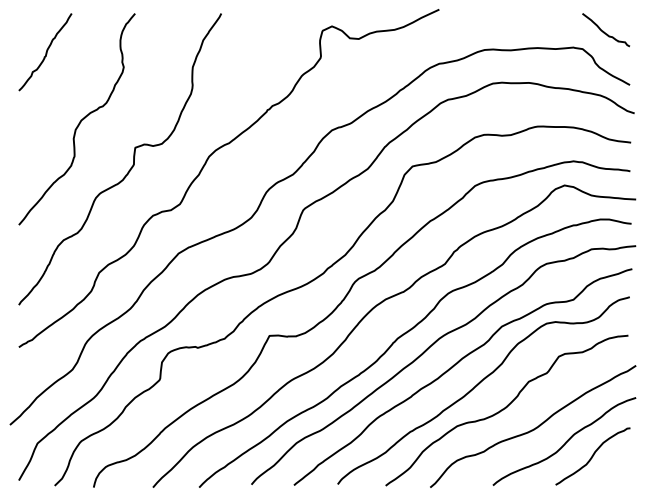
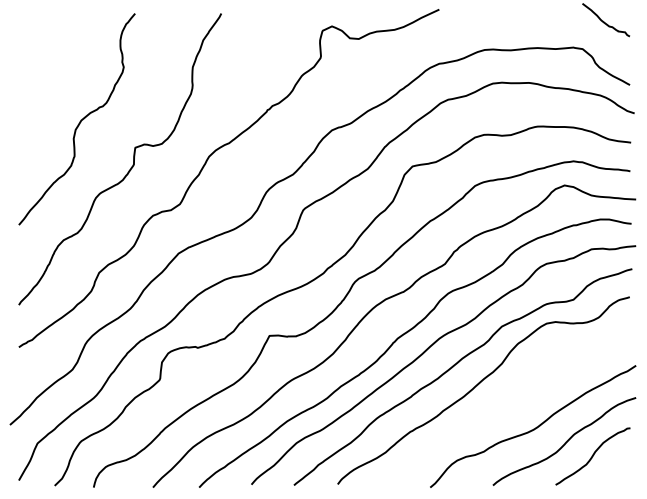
curve position: (604, 31) -> (604, 21) (604, 21)
curve: present -> none (45, 52)
curve: present -> none (505, 409)
